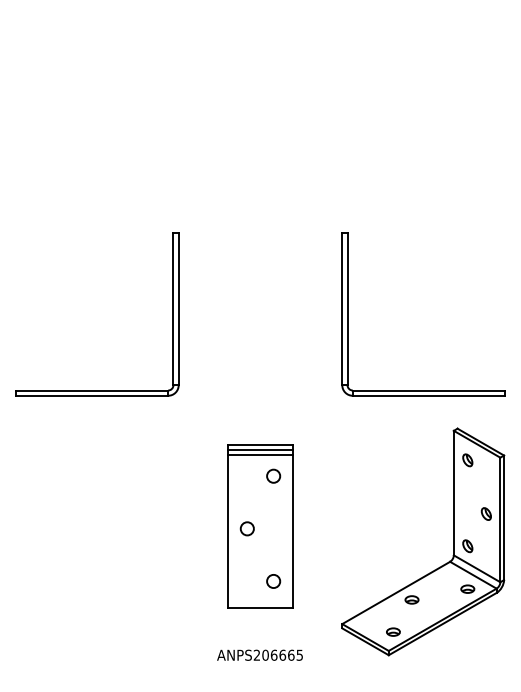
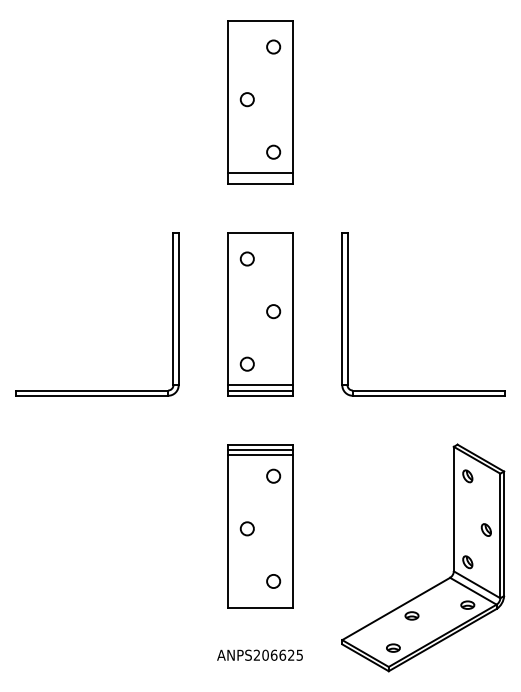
part: none -> present (260, 102)
part: none -> present (260, 314)
part position: (439, 566) -> (439, 582) (439, 582)
text: ANPS206665 -> ANPS206625 (291, 654)
